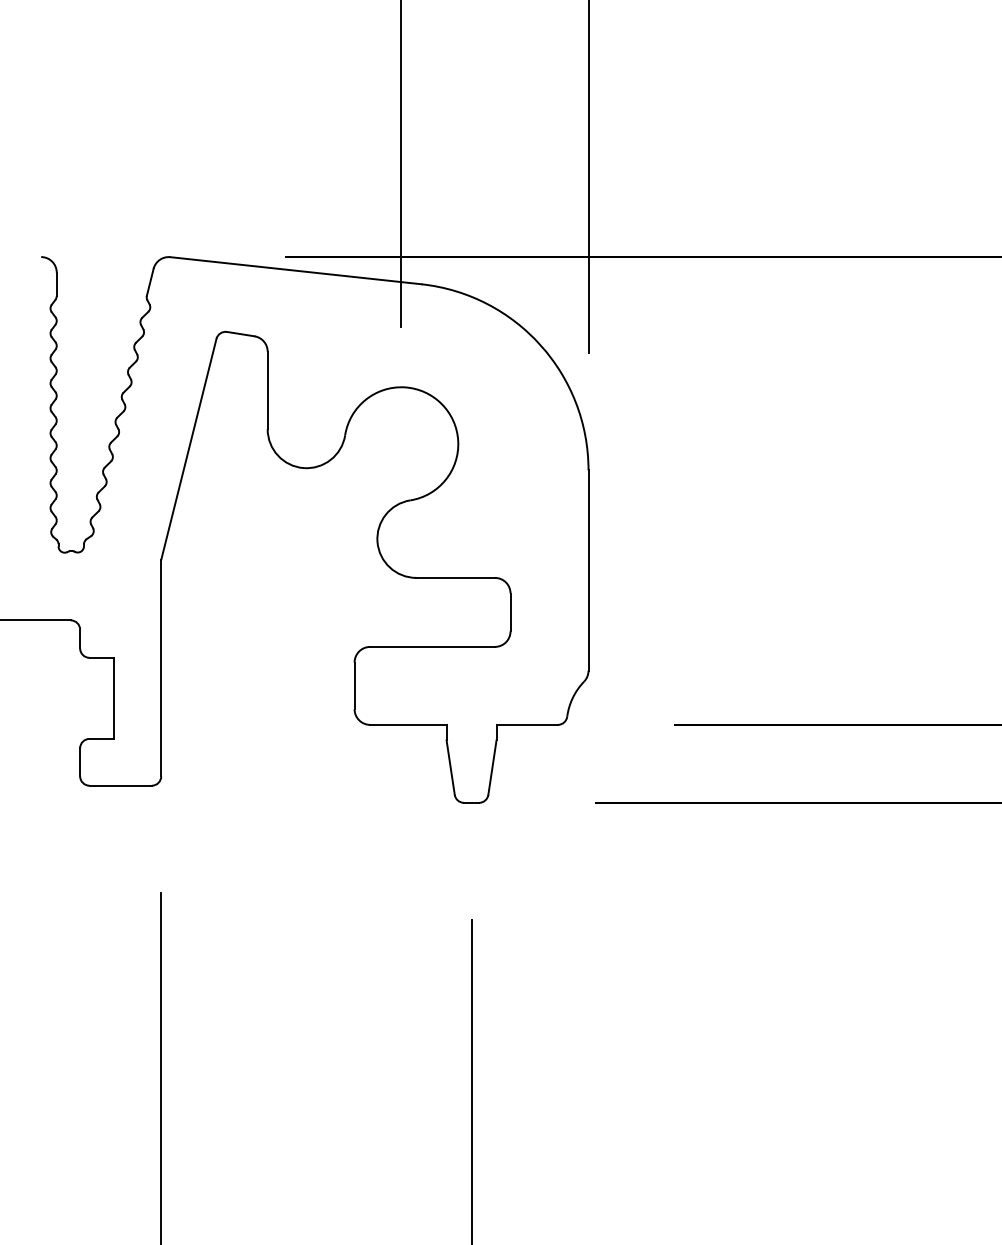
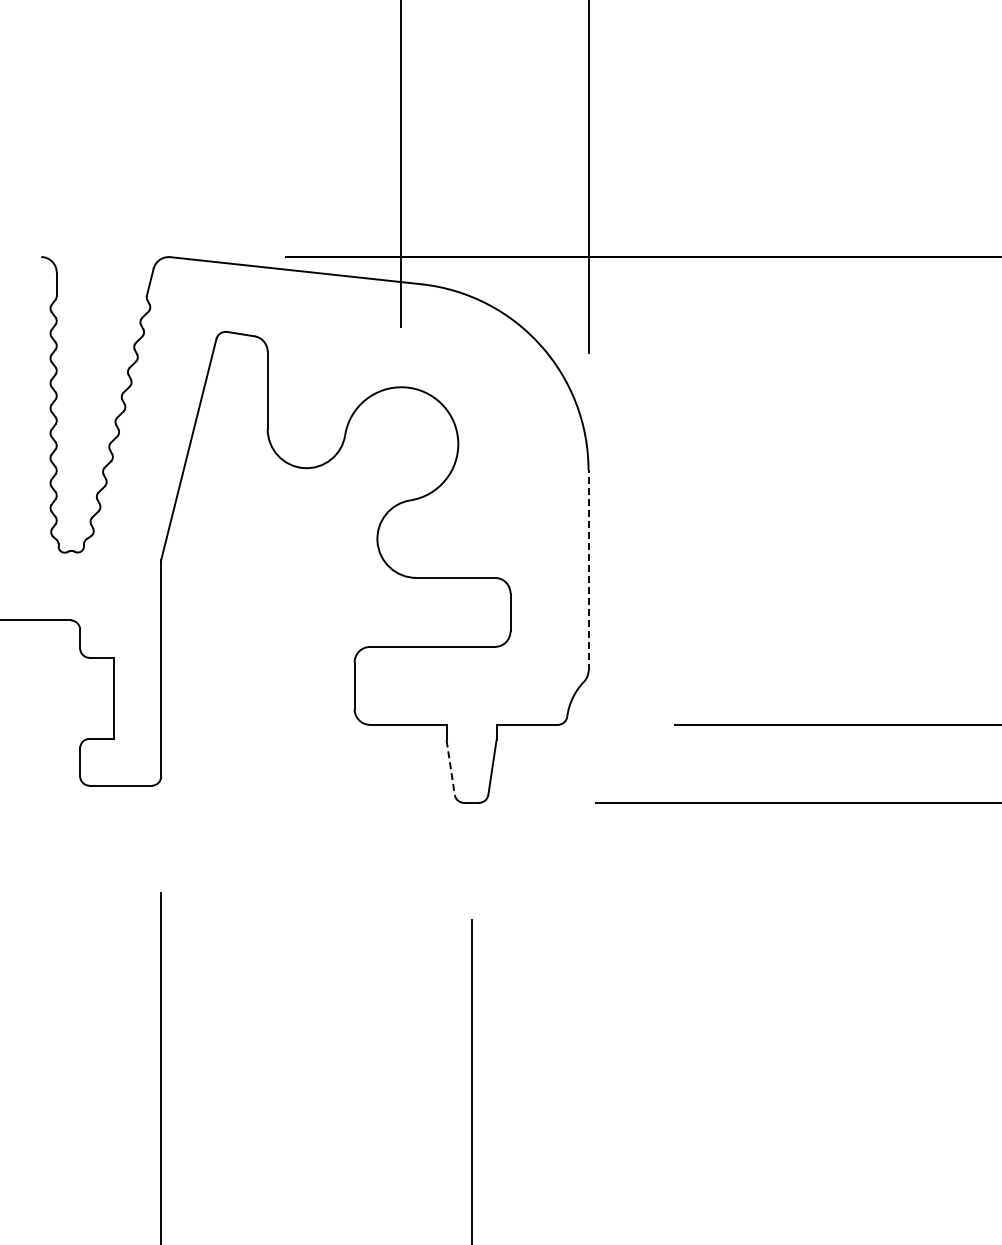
line: solid -> dashed (588, 570)
line: solid -> dashed (450, 767)
